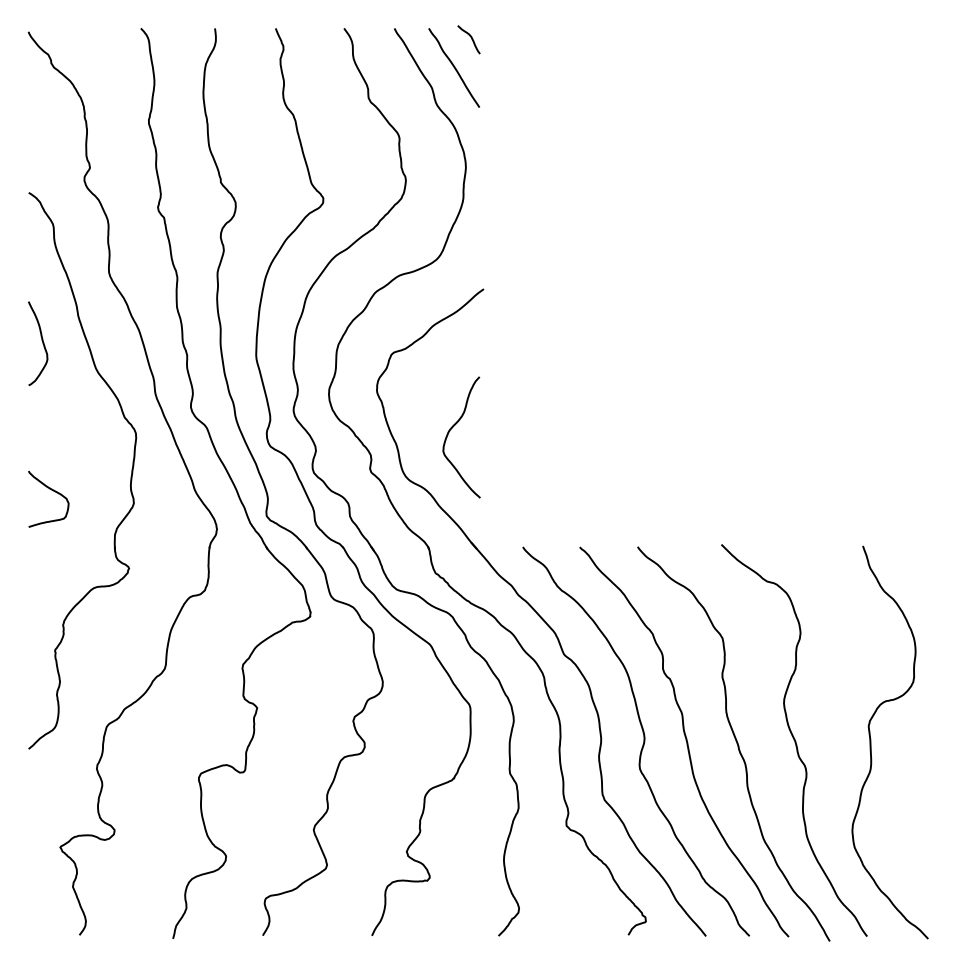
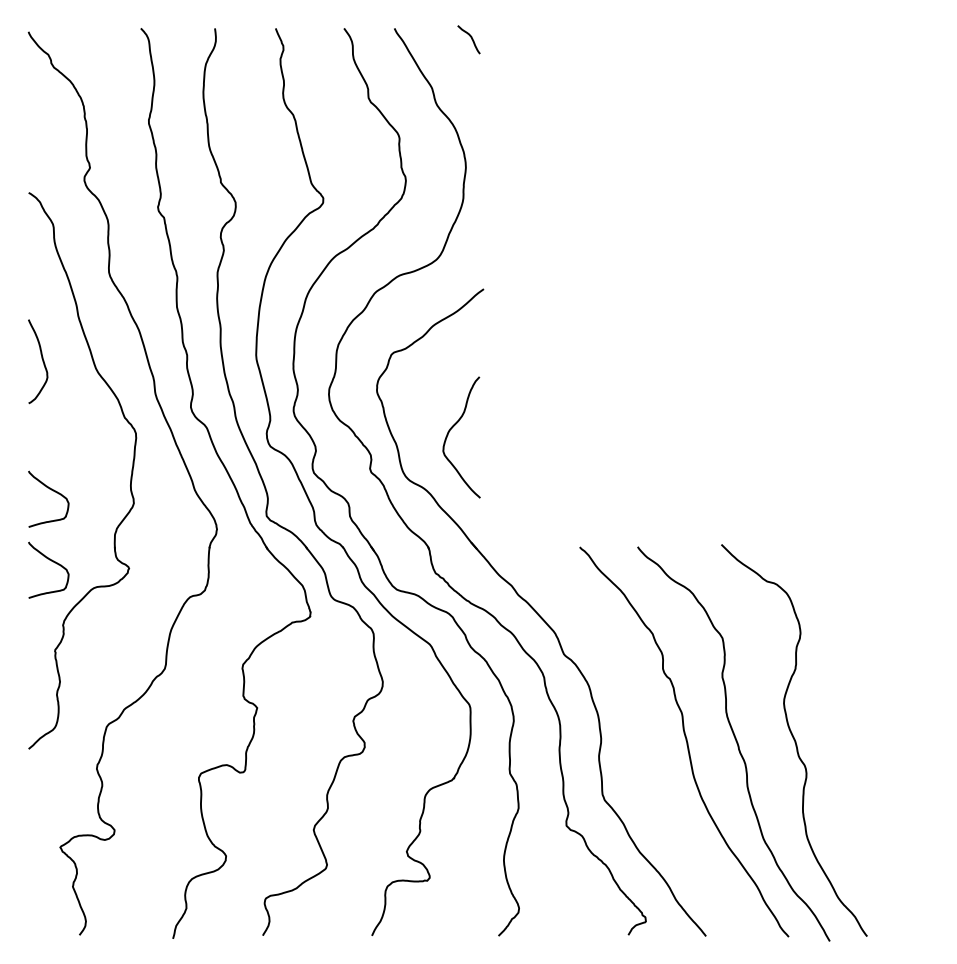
curve: present -> none (453, 67)
curve position: (42, 343) -> (42, 361) (42, 361)
curve: none -> present (51, 561)
curve: present -> none (871, 742)
curve: present -> none (642, 744)
